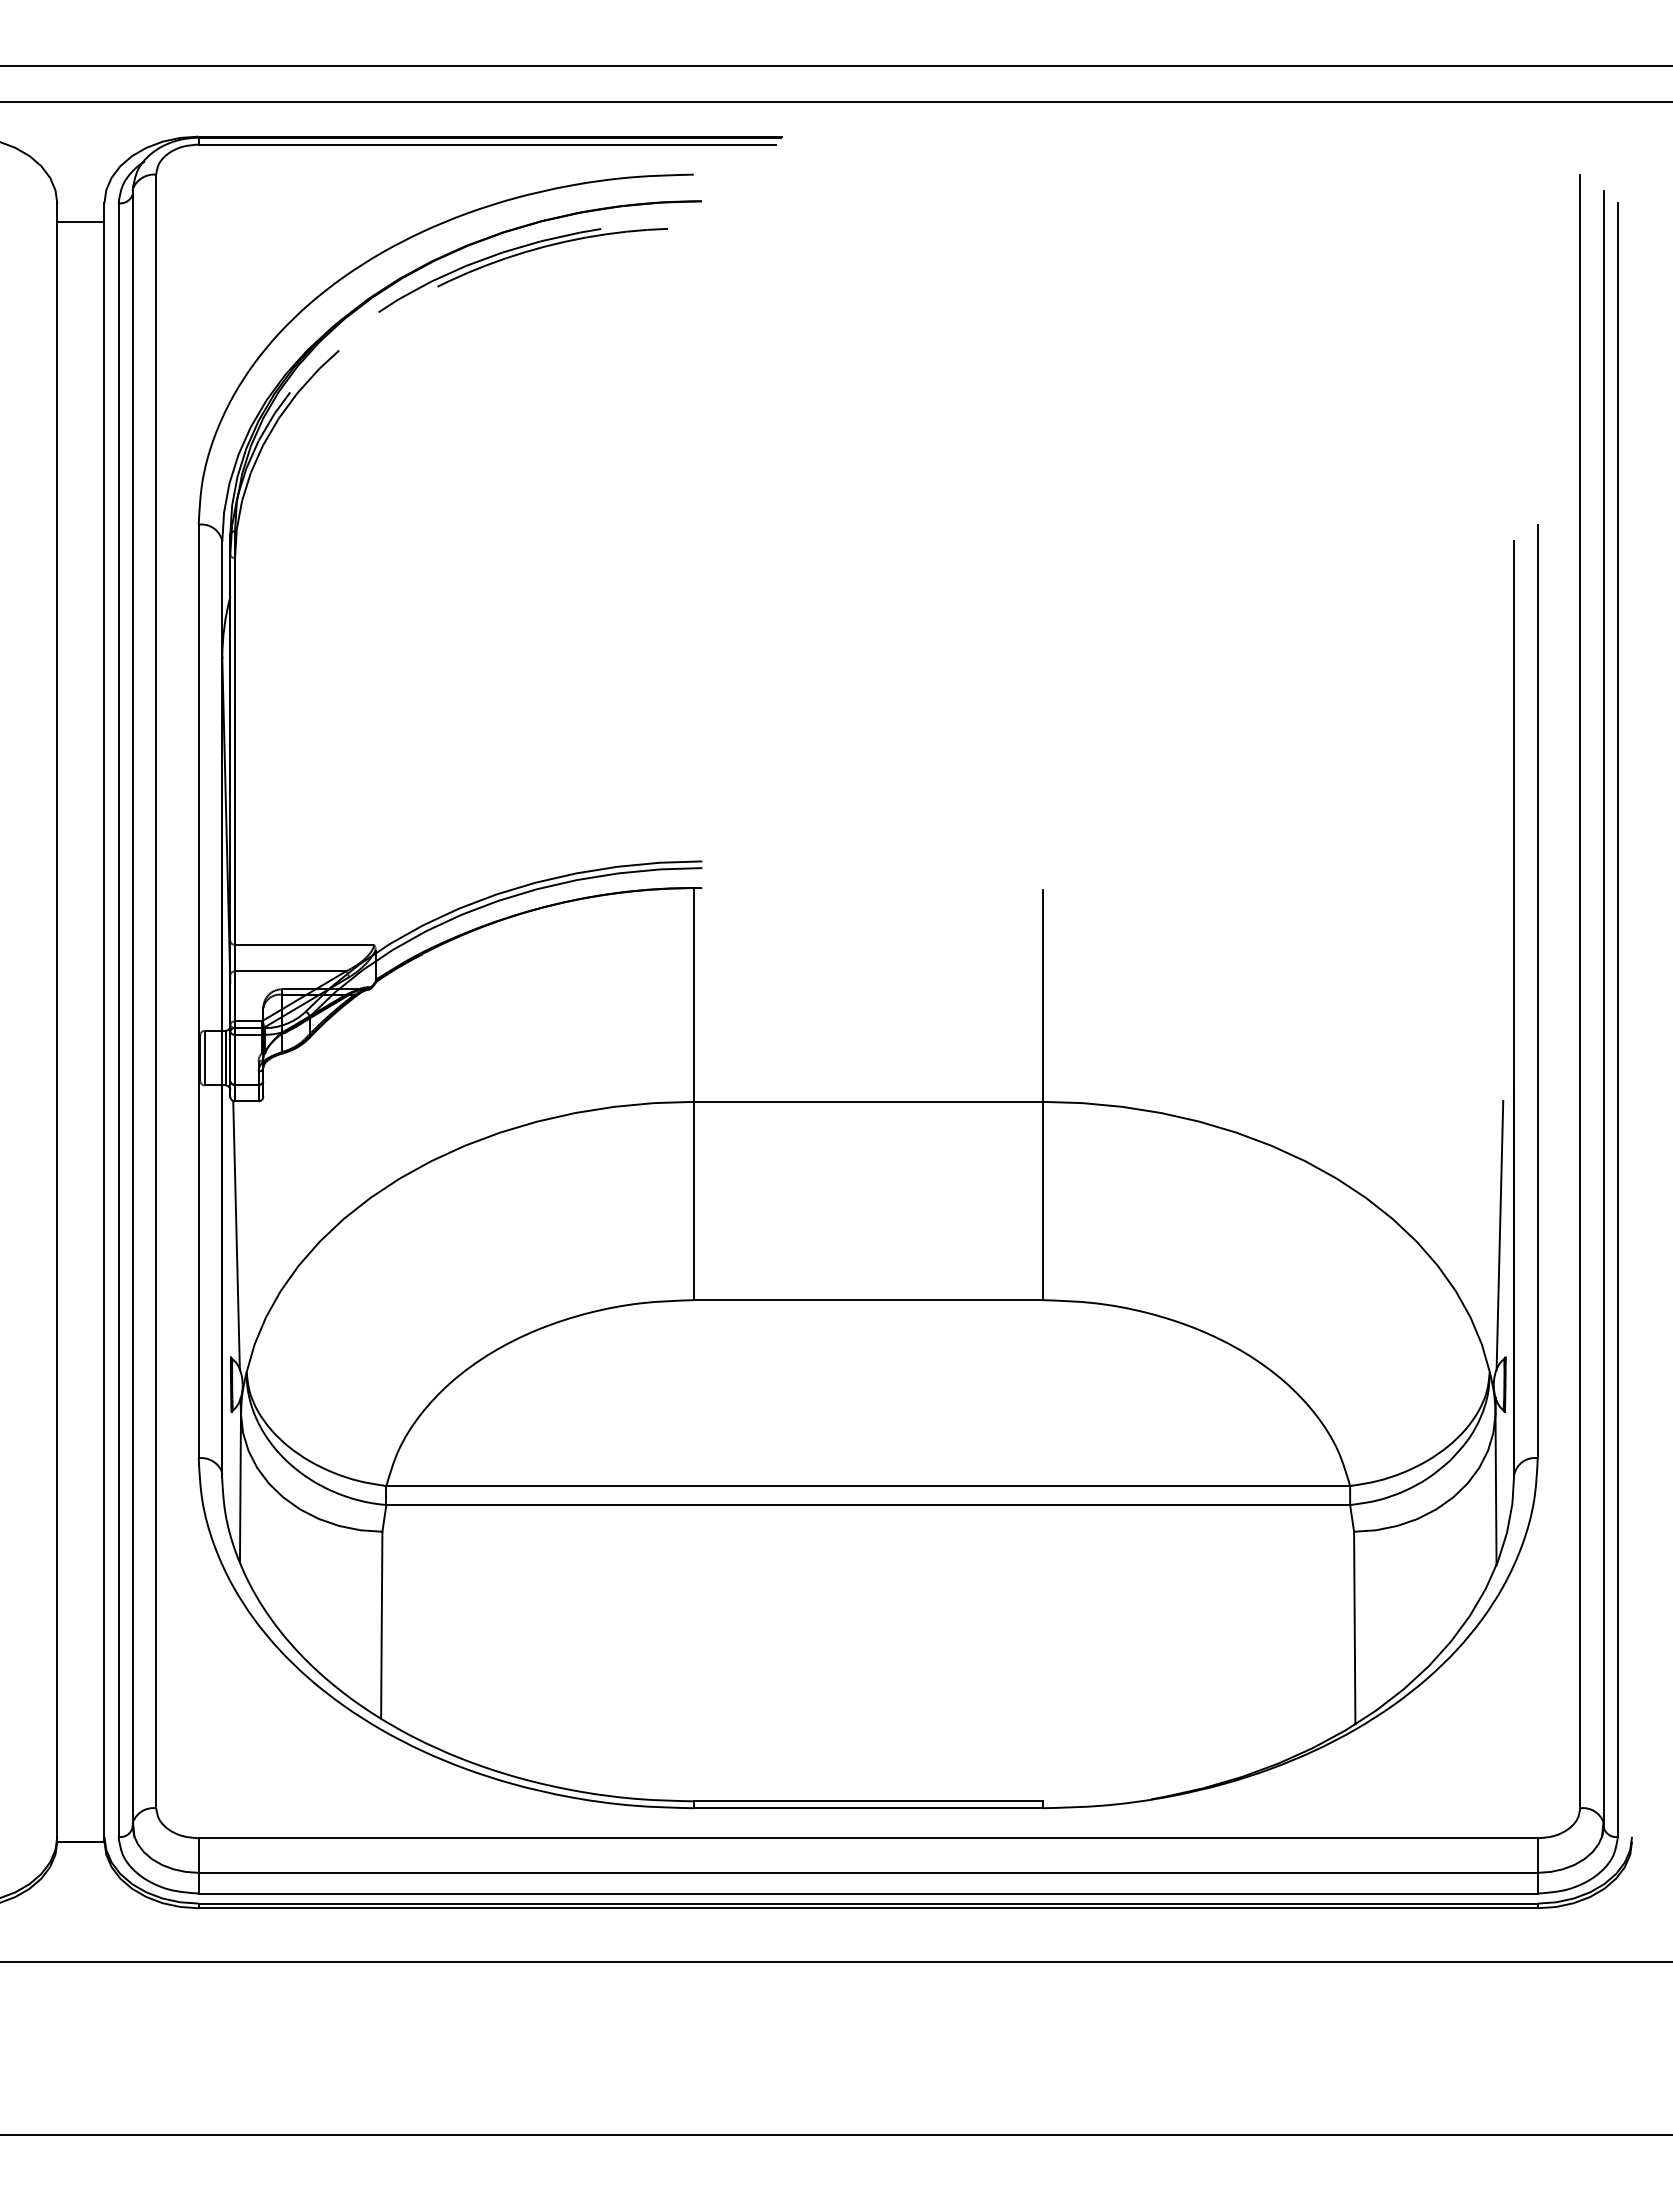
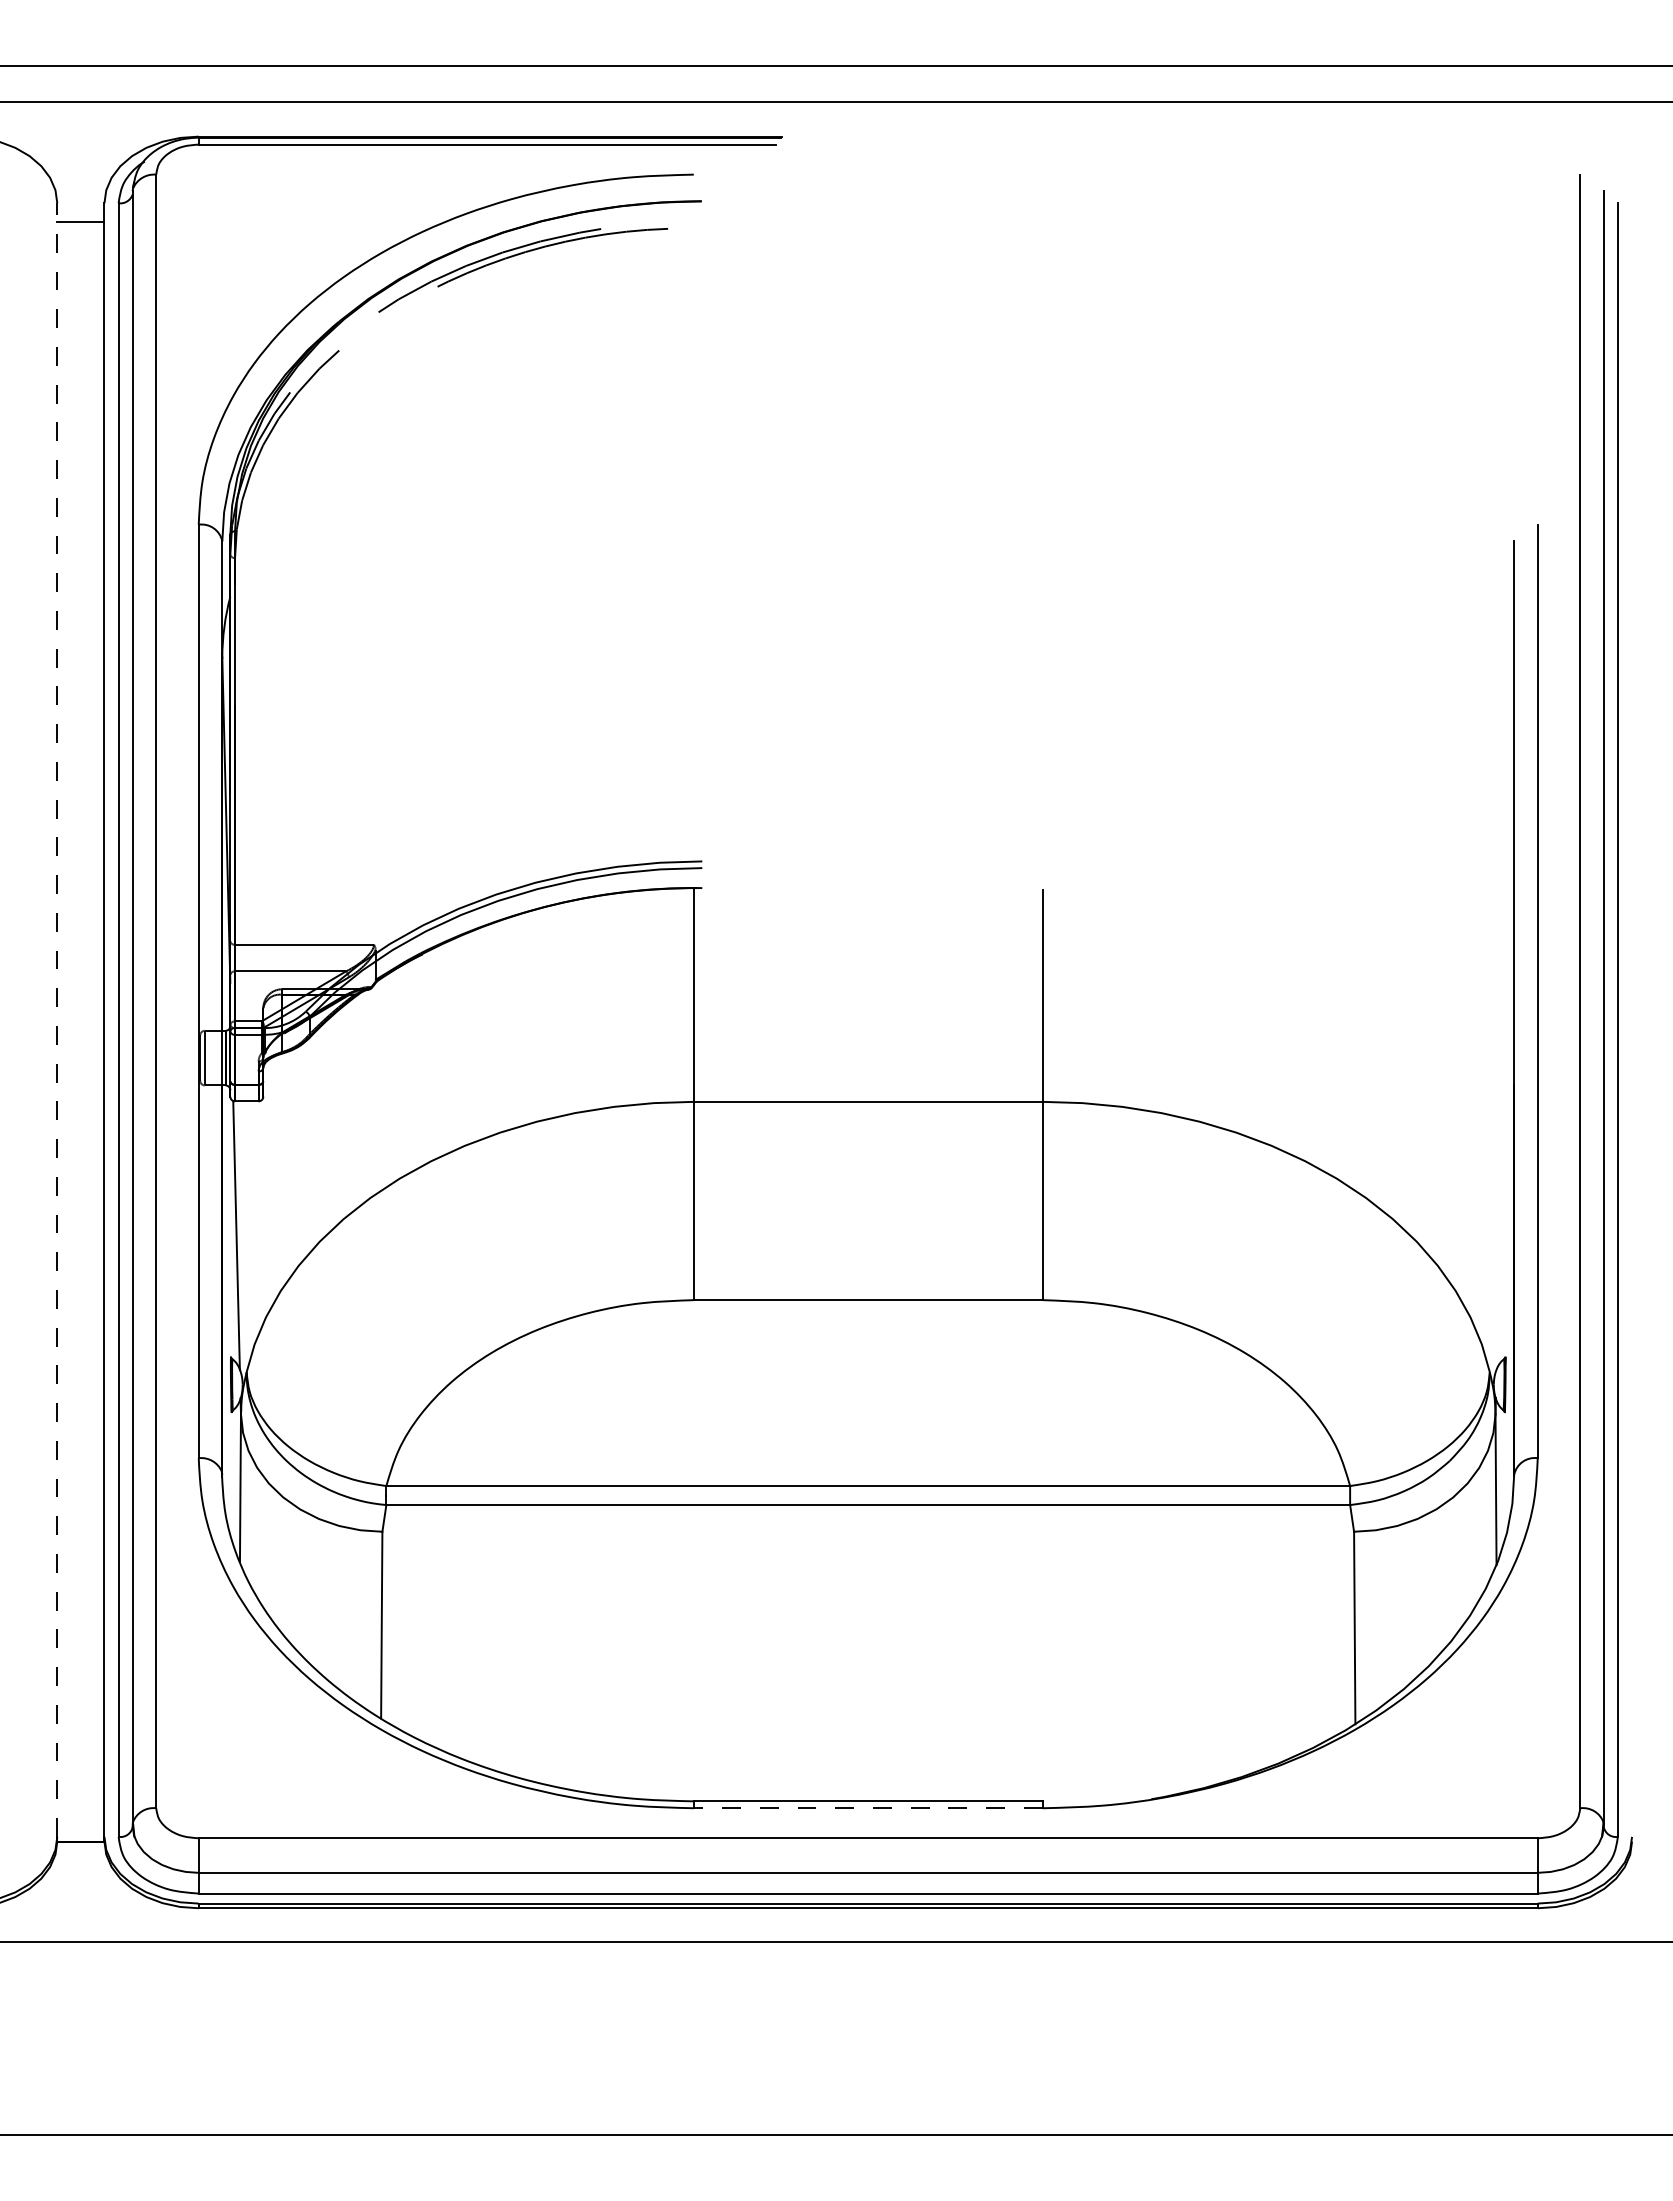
line: solid -> dashed (57, 1020)
line: present -> none (1499, 1235)
line: solid -> dashed (867, 1808)
line position: (835, 1961) -> (835, 1941) (835, 1941)
